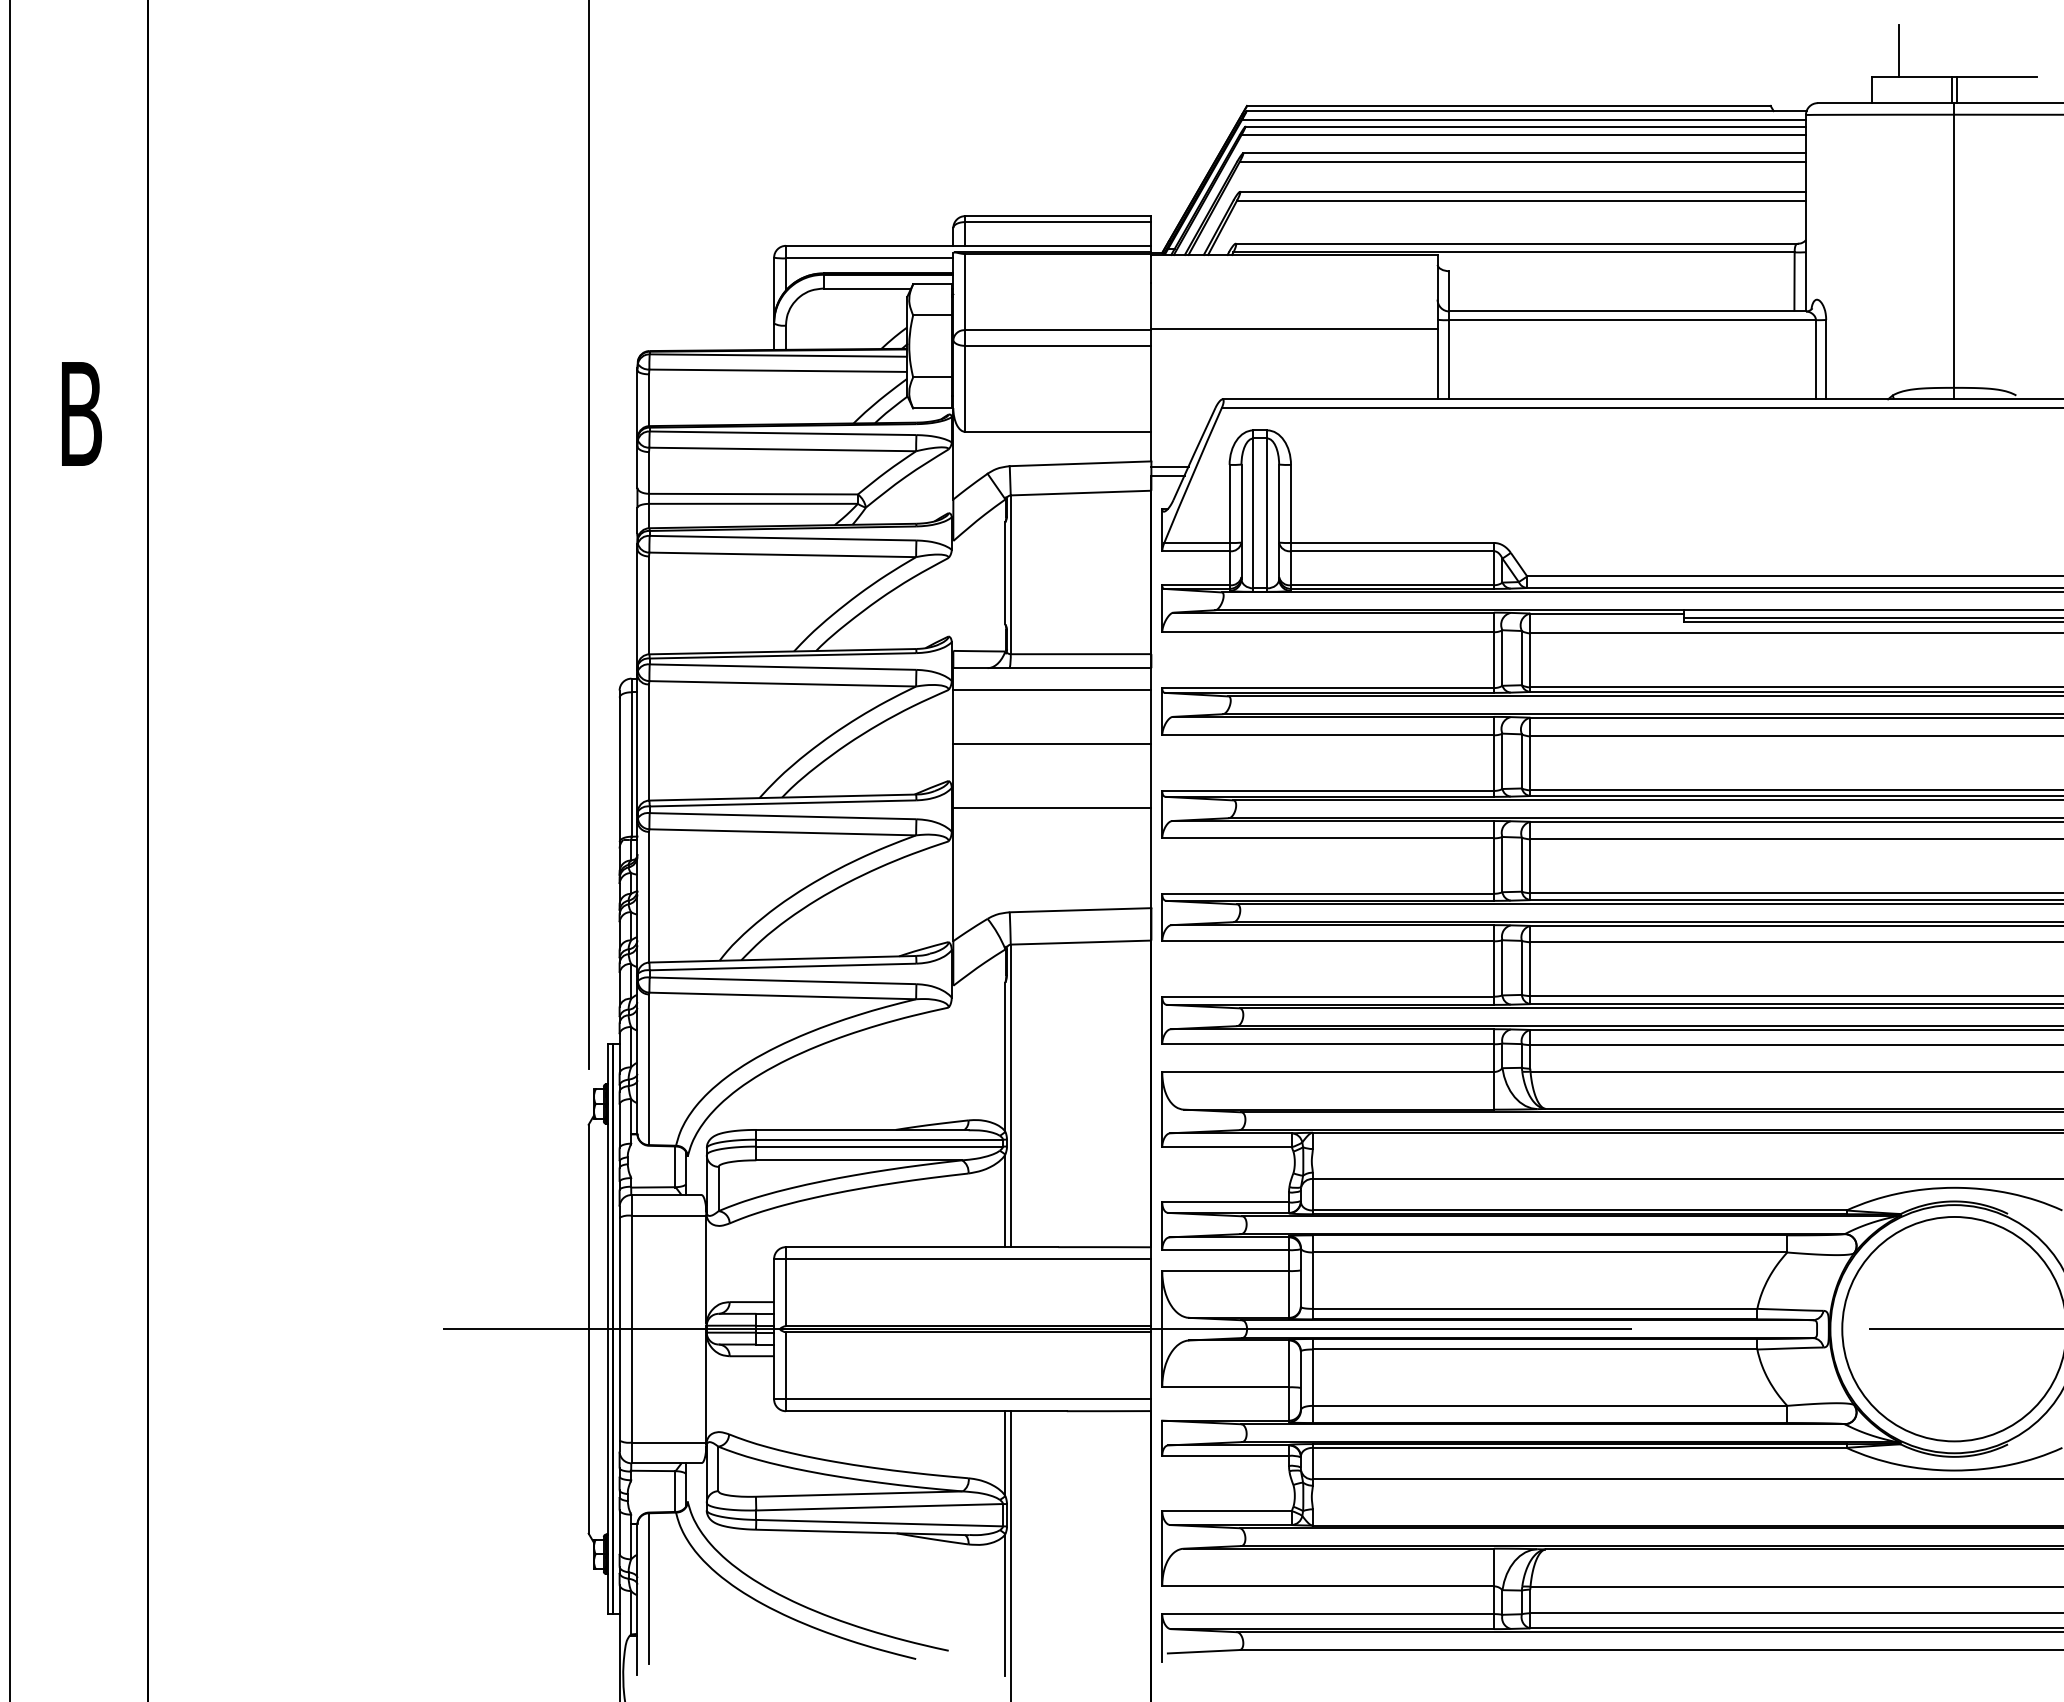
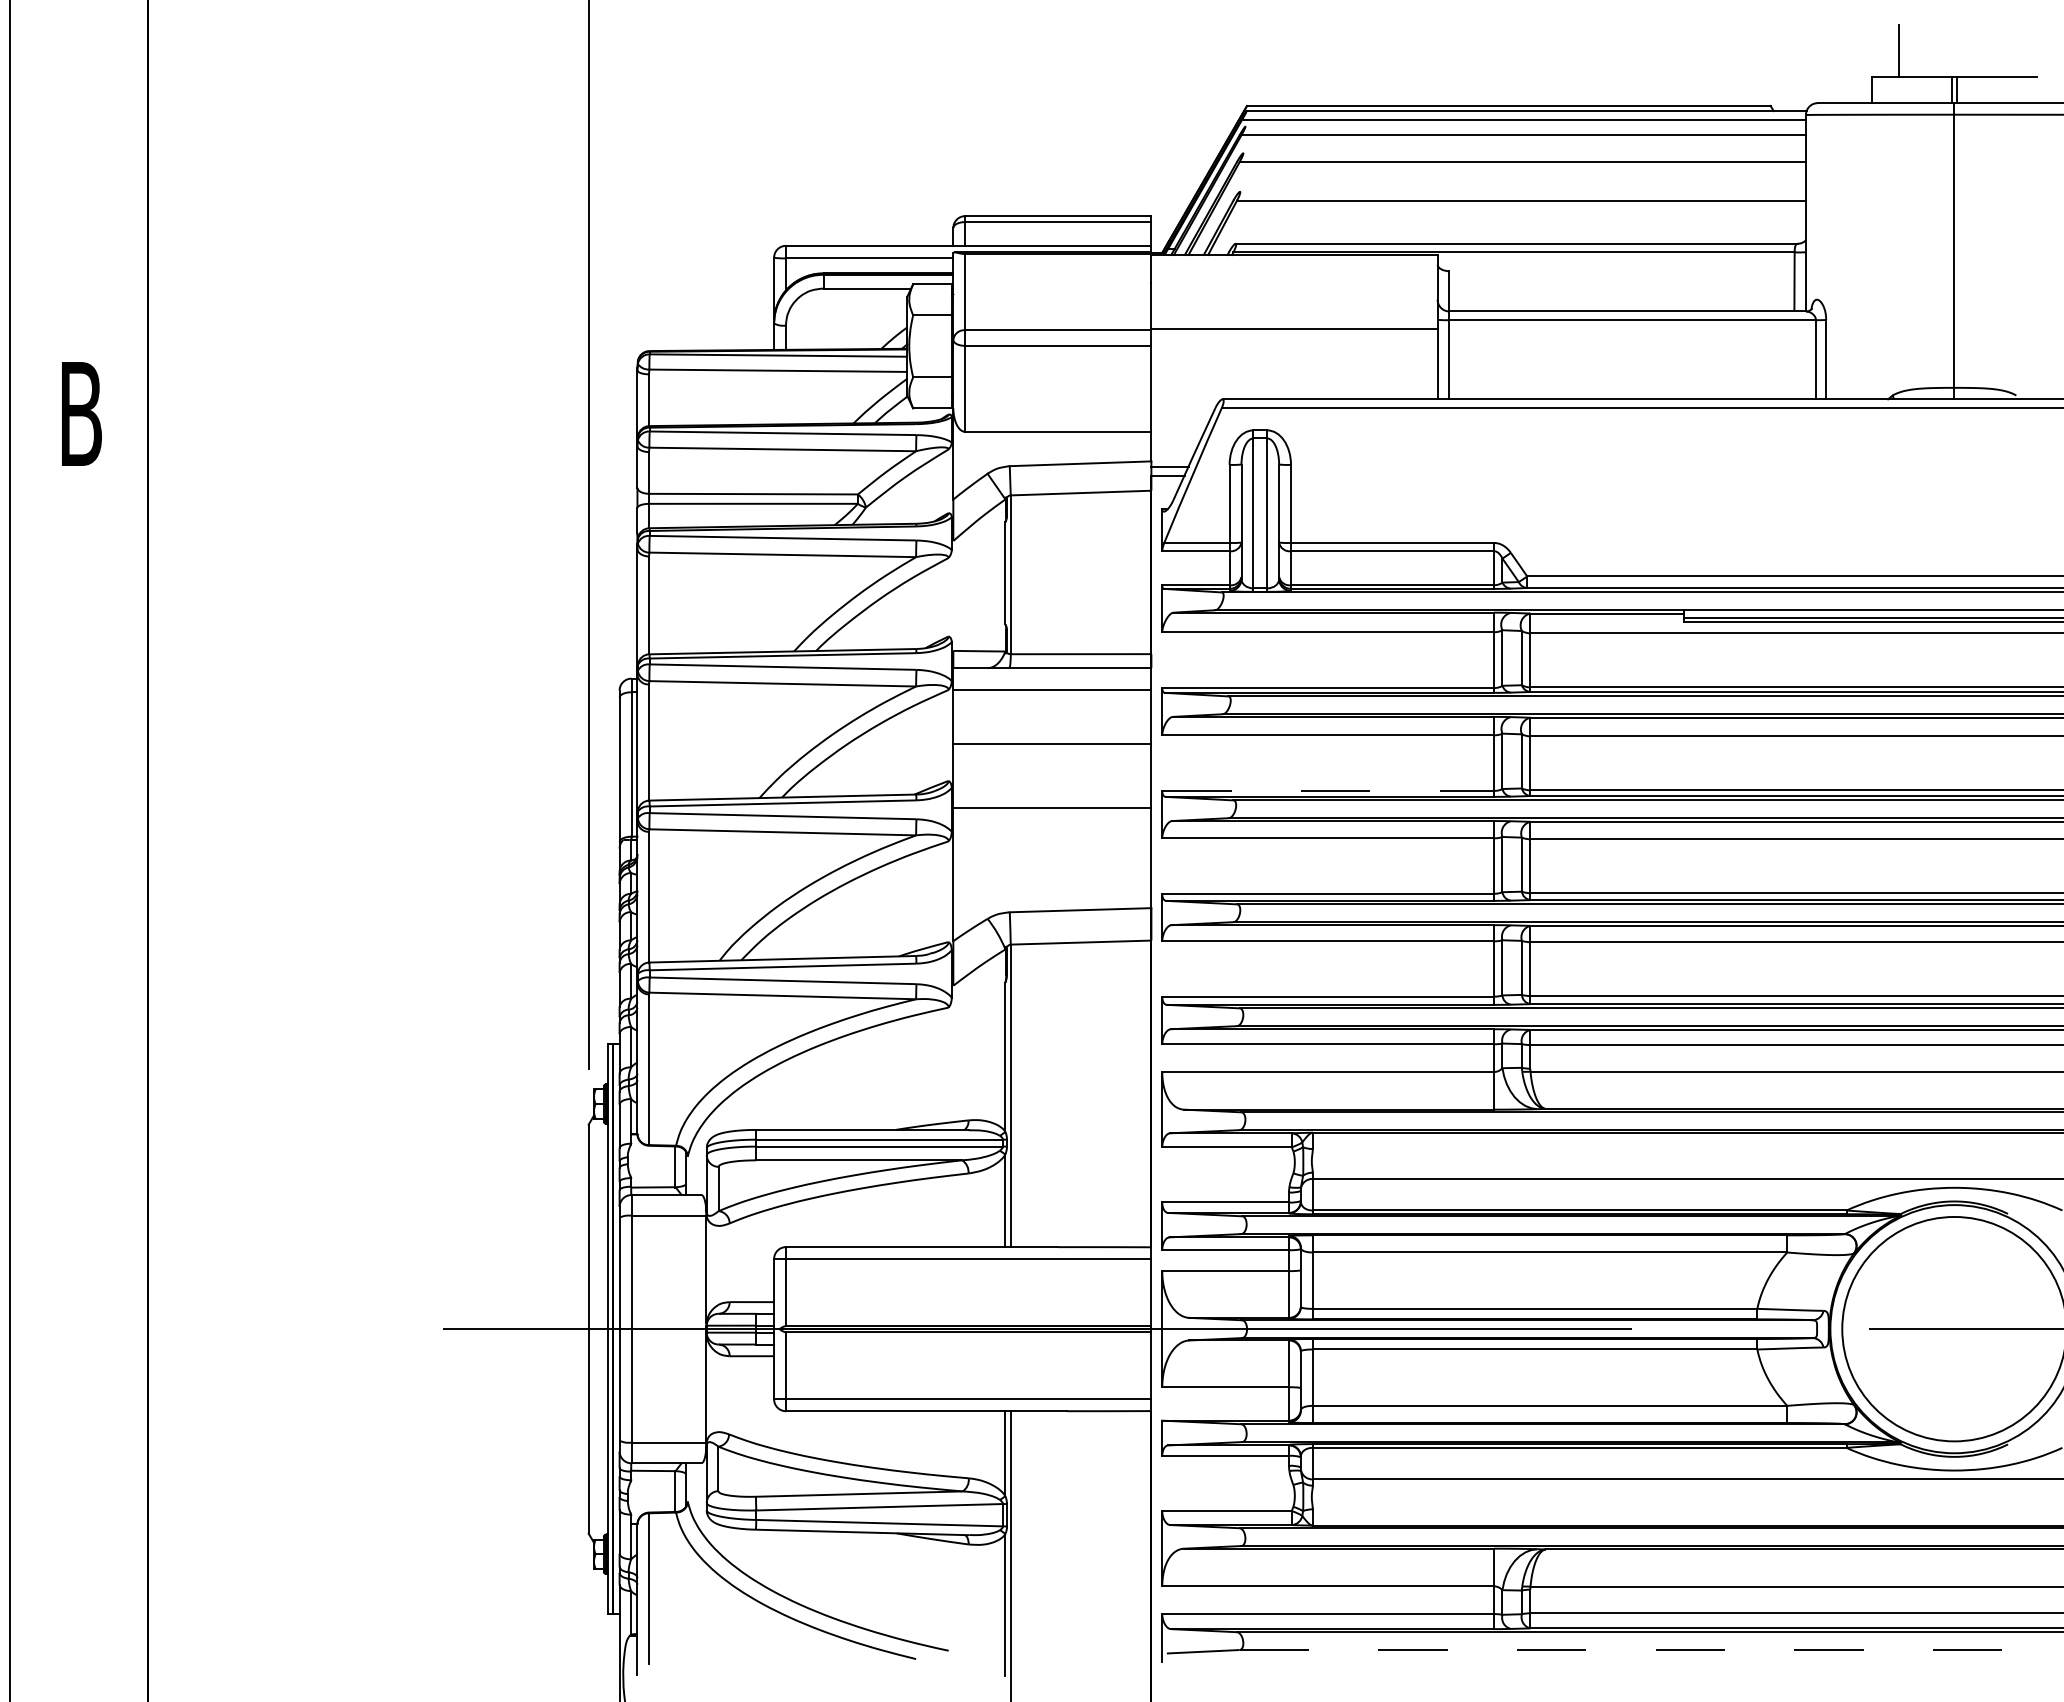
line: present -> none (1525, 126)
line: present -> none (1524, 153)
line: present -> none (1522, 191)
line: solid -> dashed (1328, 790)
line: solid -> dashed (1651, 1650)
